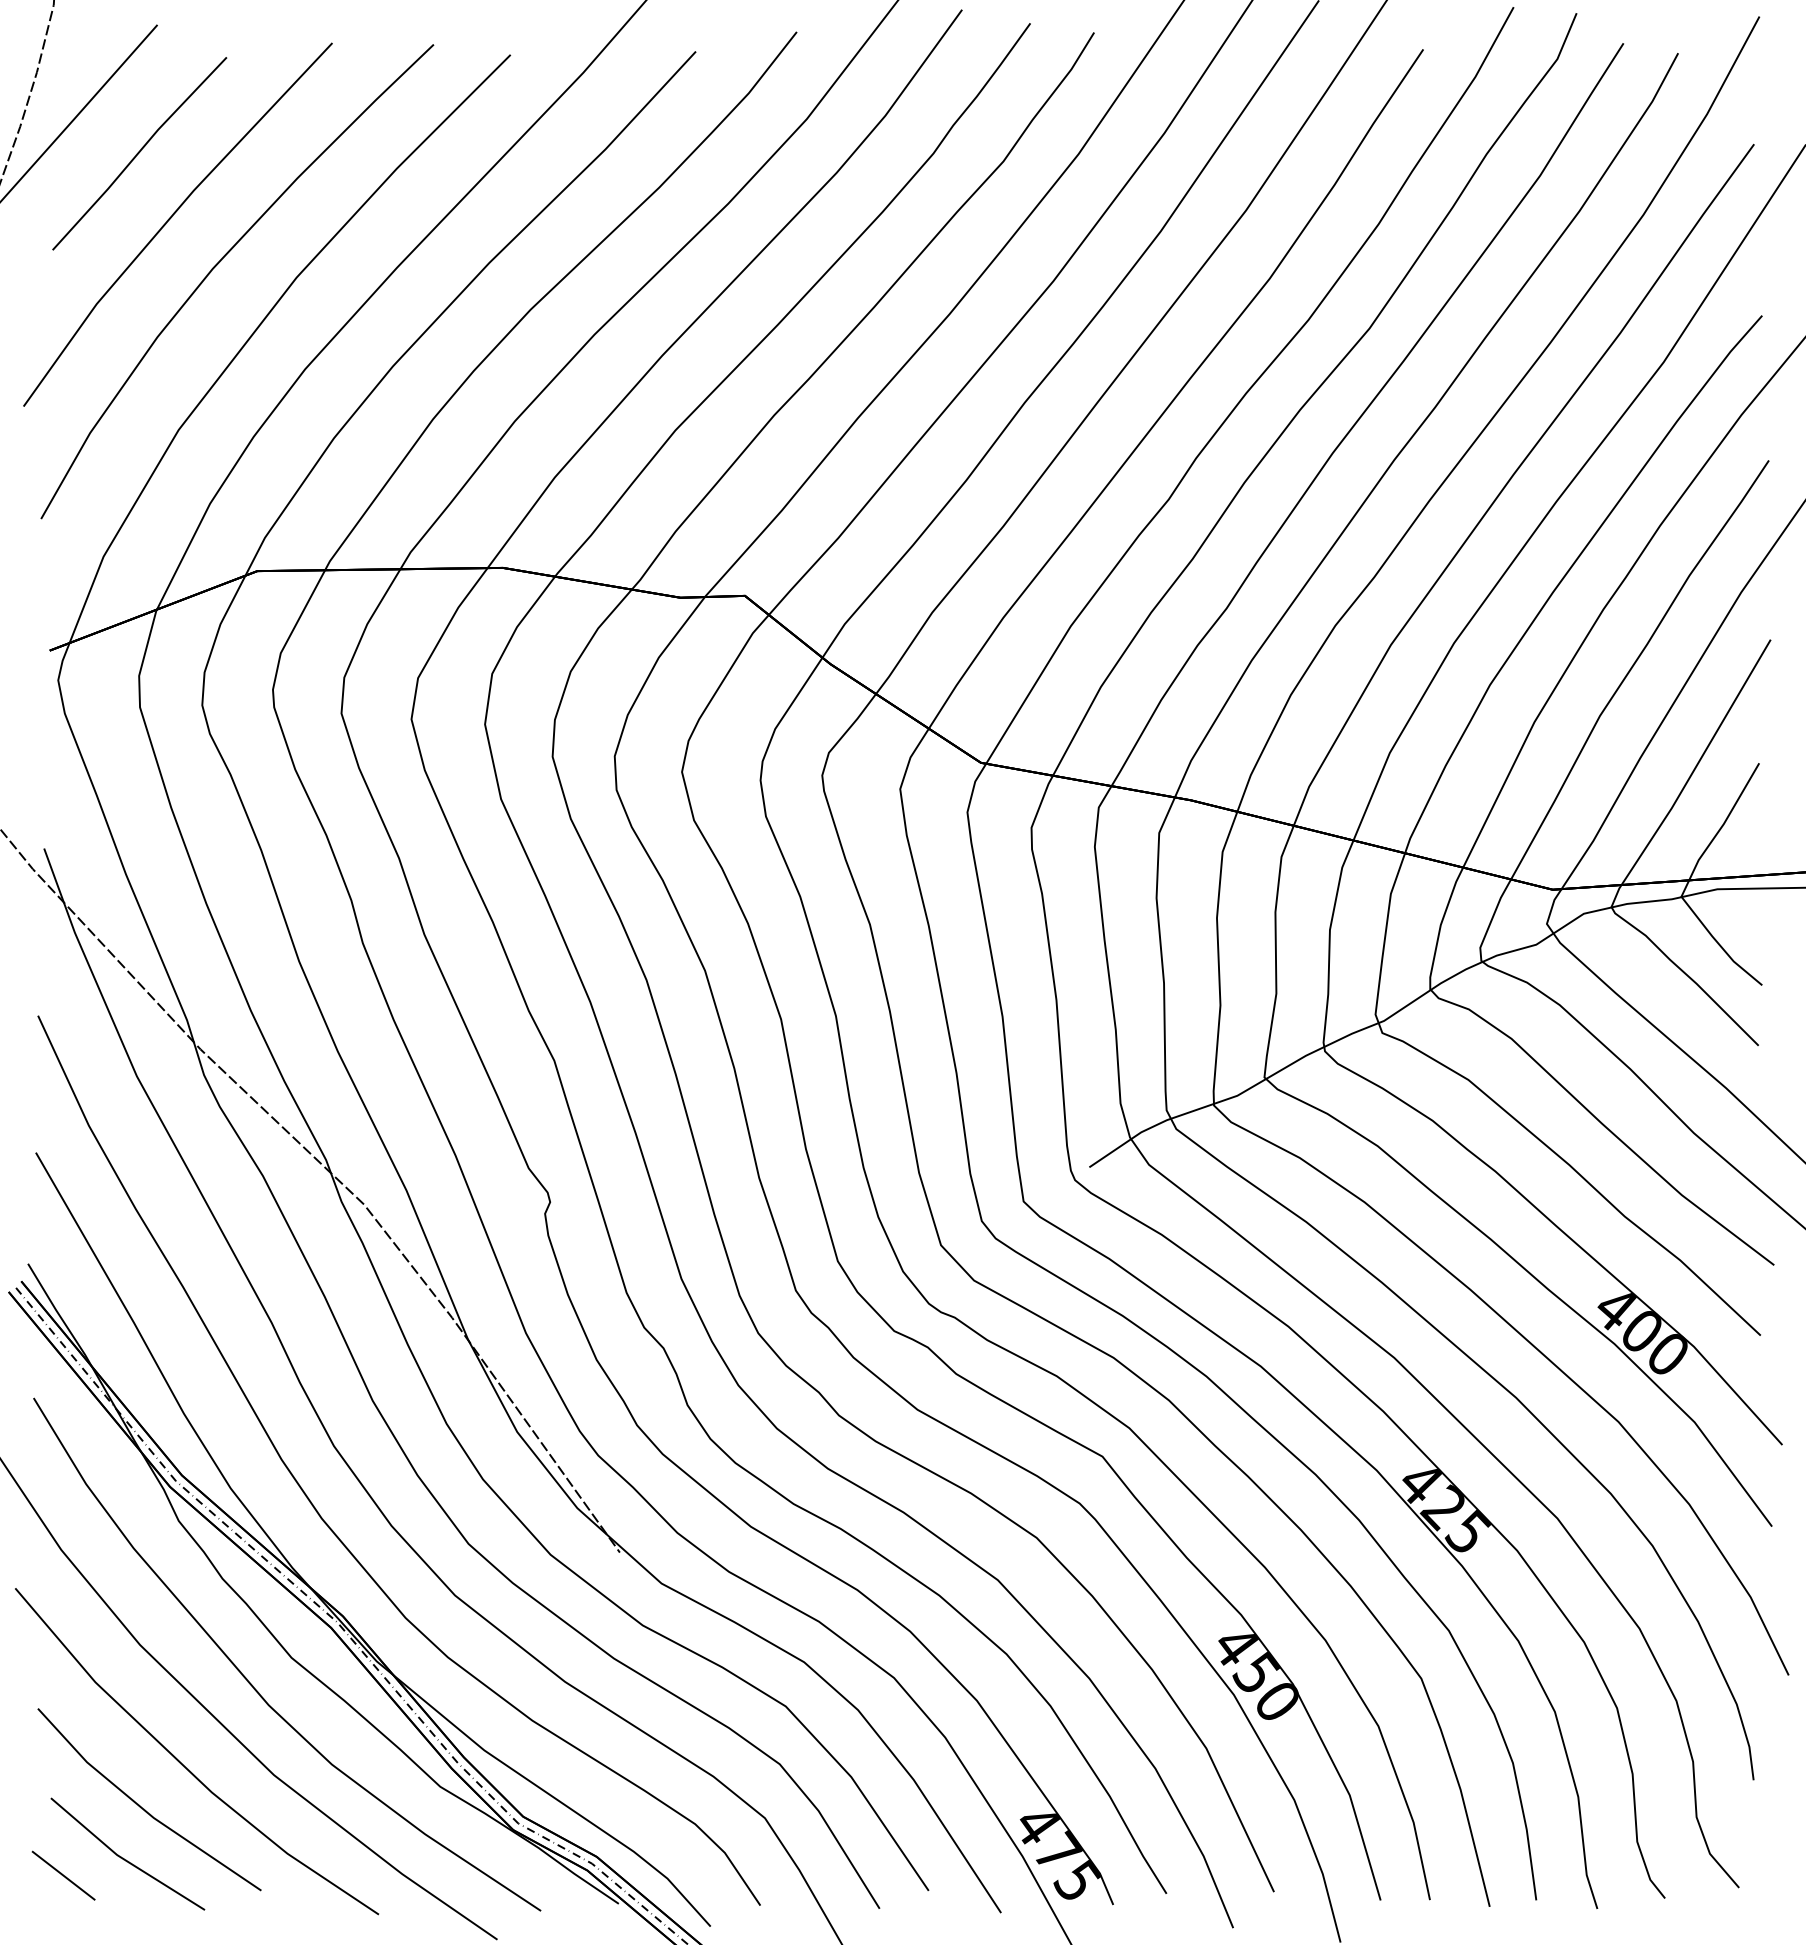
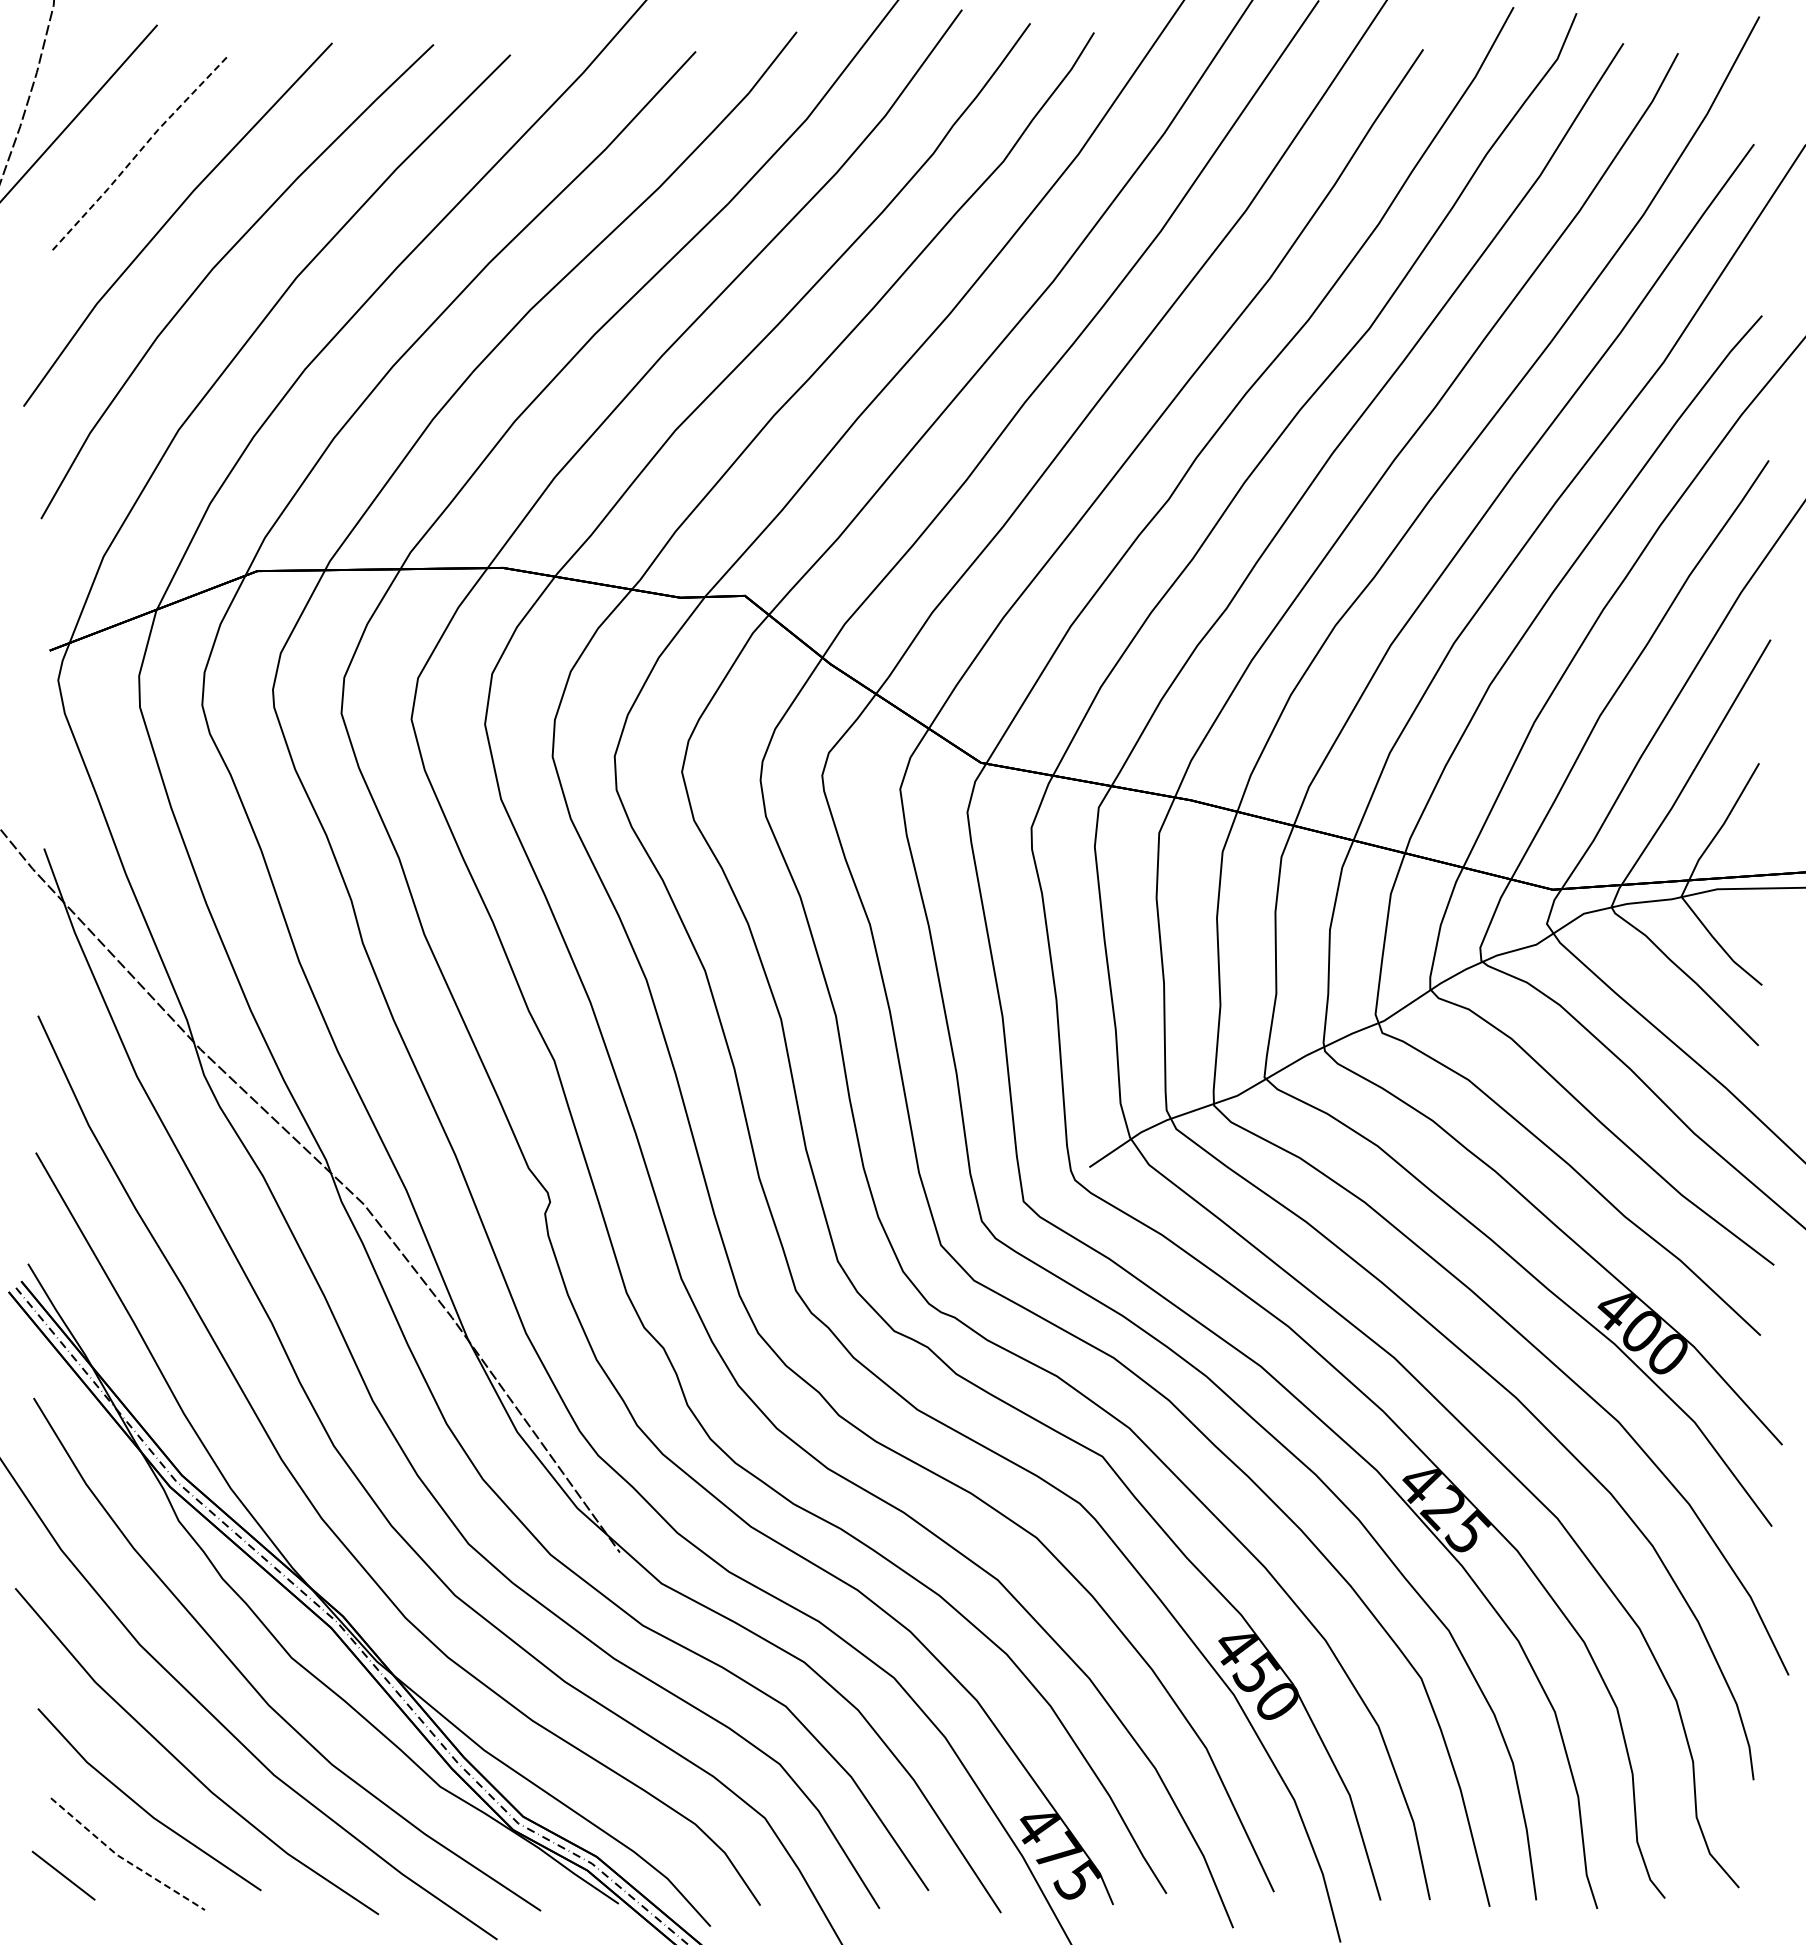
line: solid -> dashed (138, 153)
line: solid -> dashed (123, 1859)
